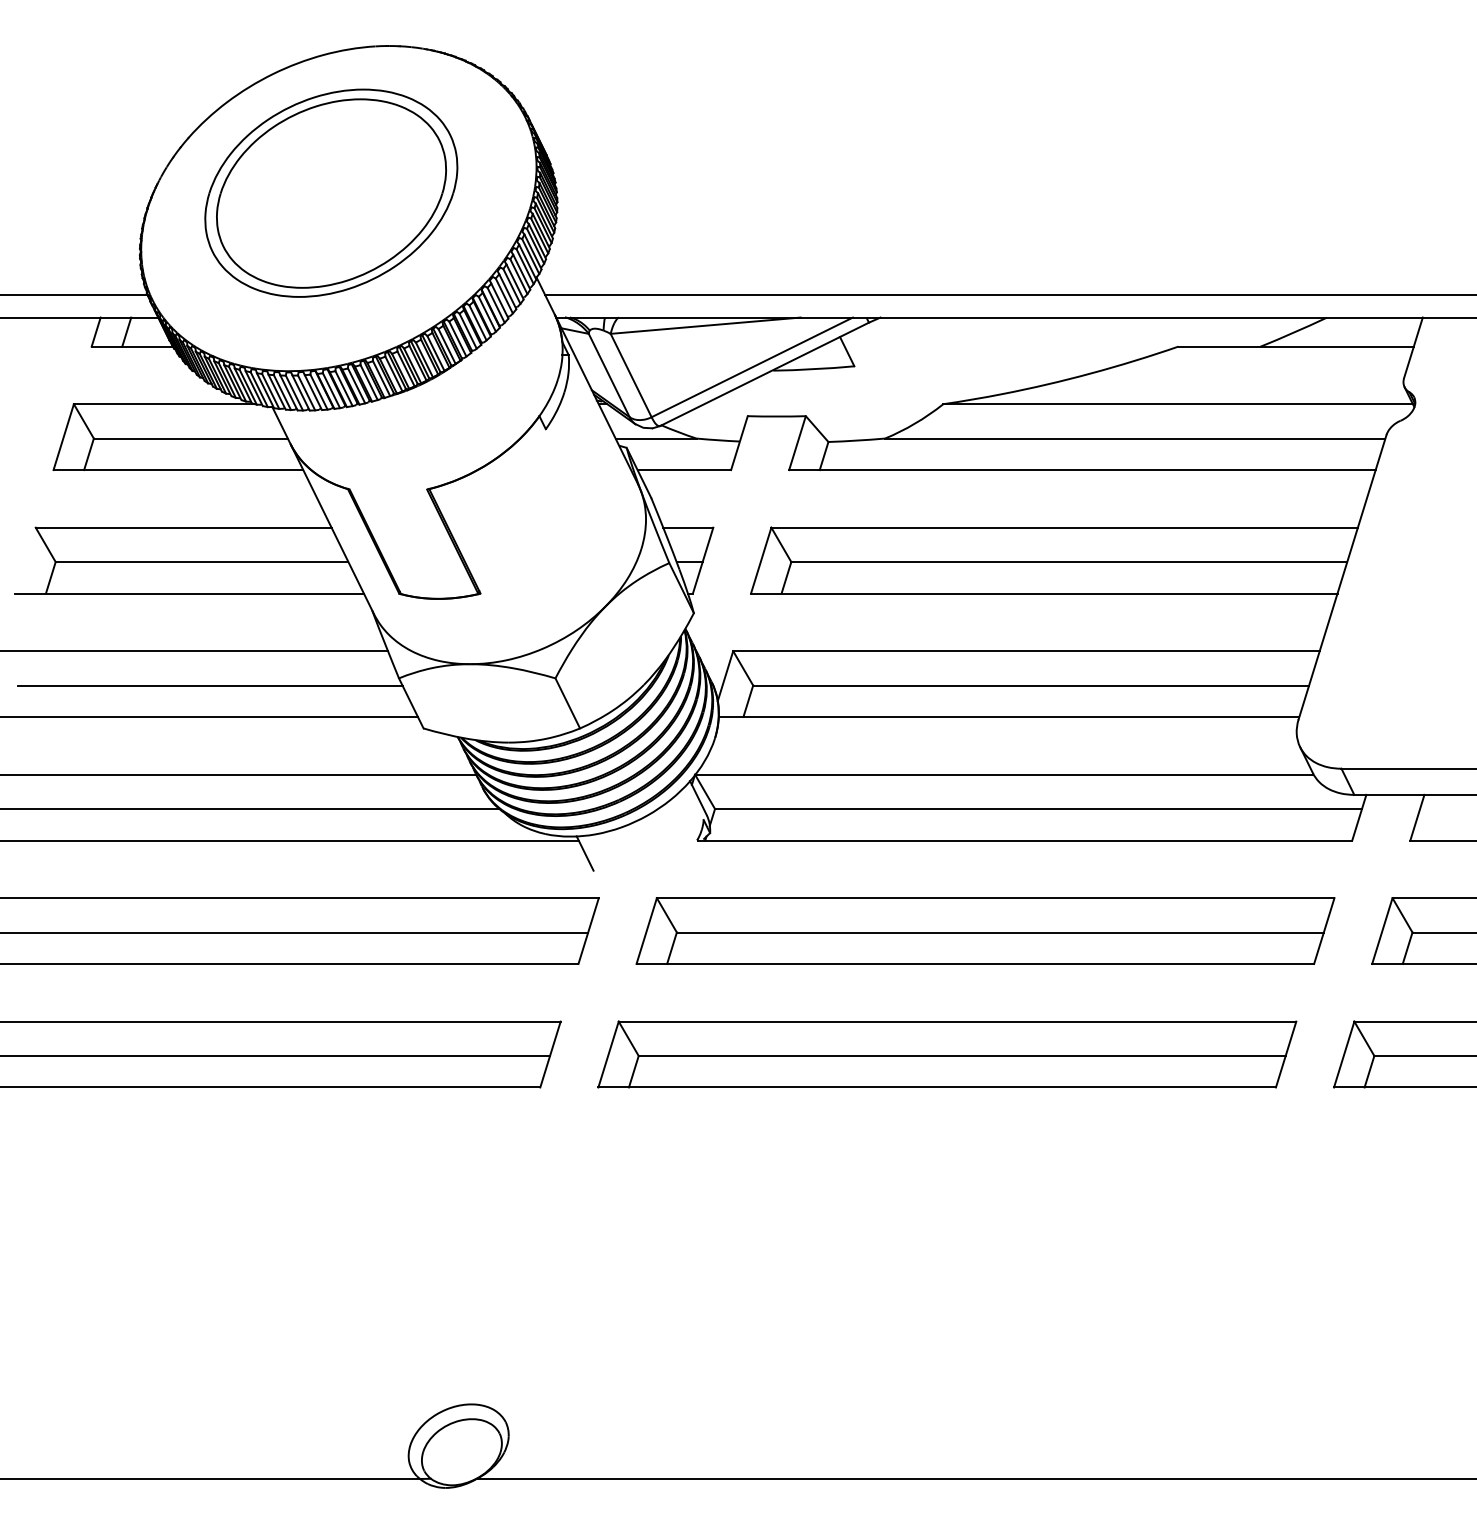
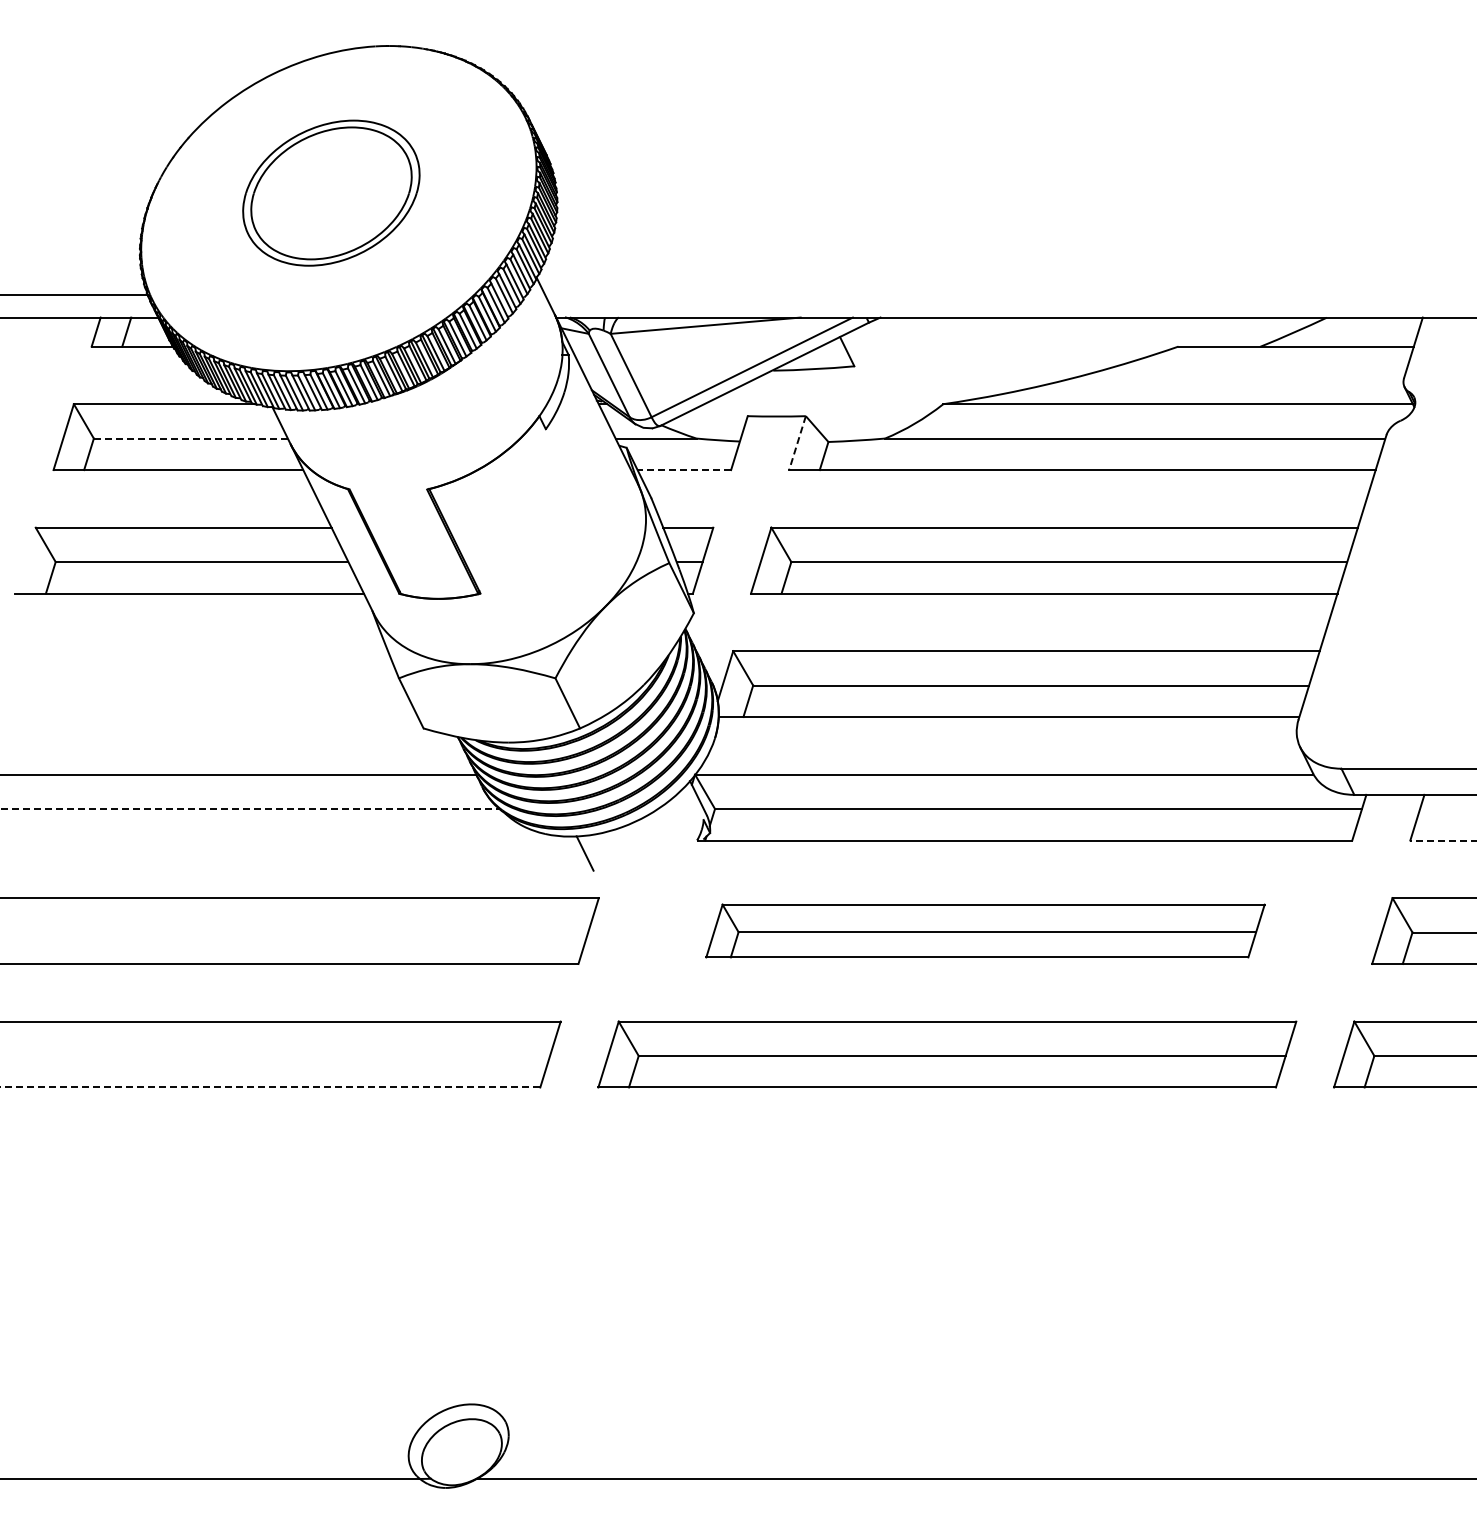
part size: 255x210 px -> 179x148 px (331, 192)
line: present -> none (1009, 294)
line: solid -> dashed (190, 438)
line: solid -> dashed (797, 443)
line: solid -> dashed (684, 470)
line: present -> none (195, 651)
line: present -> none (209, 685)
line: present -> none (209, 717)
line: solid -> dashed (250, 809)
line: present -> none (290, 840)
line: solid -> dashed (1443, 840)
part size: 701x68 px -> 561x56 px (985, 930)
line: present -> none (295, 932)
line: present -> none (276, 1055)
line: solid -> dashed (270, 1087)
